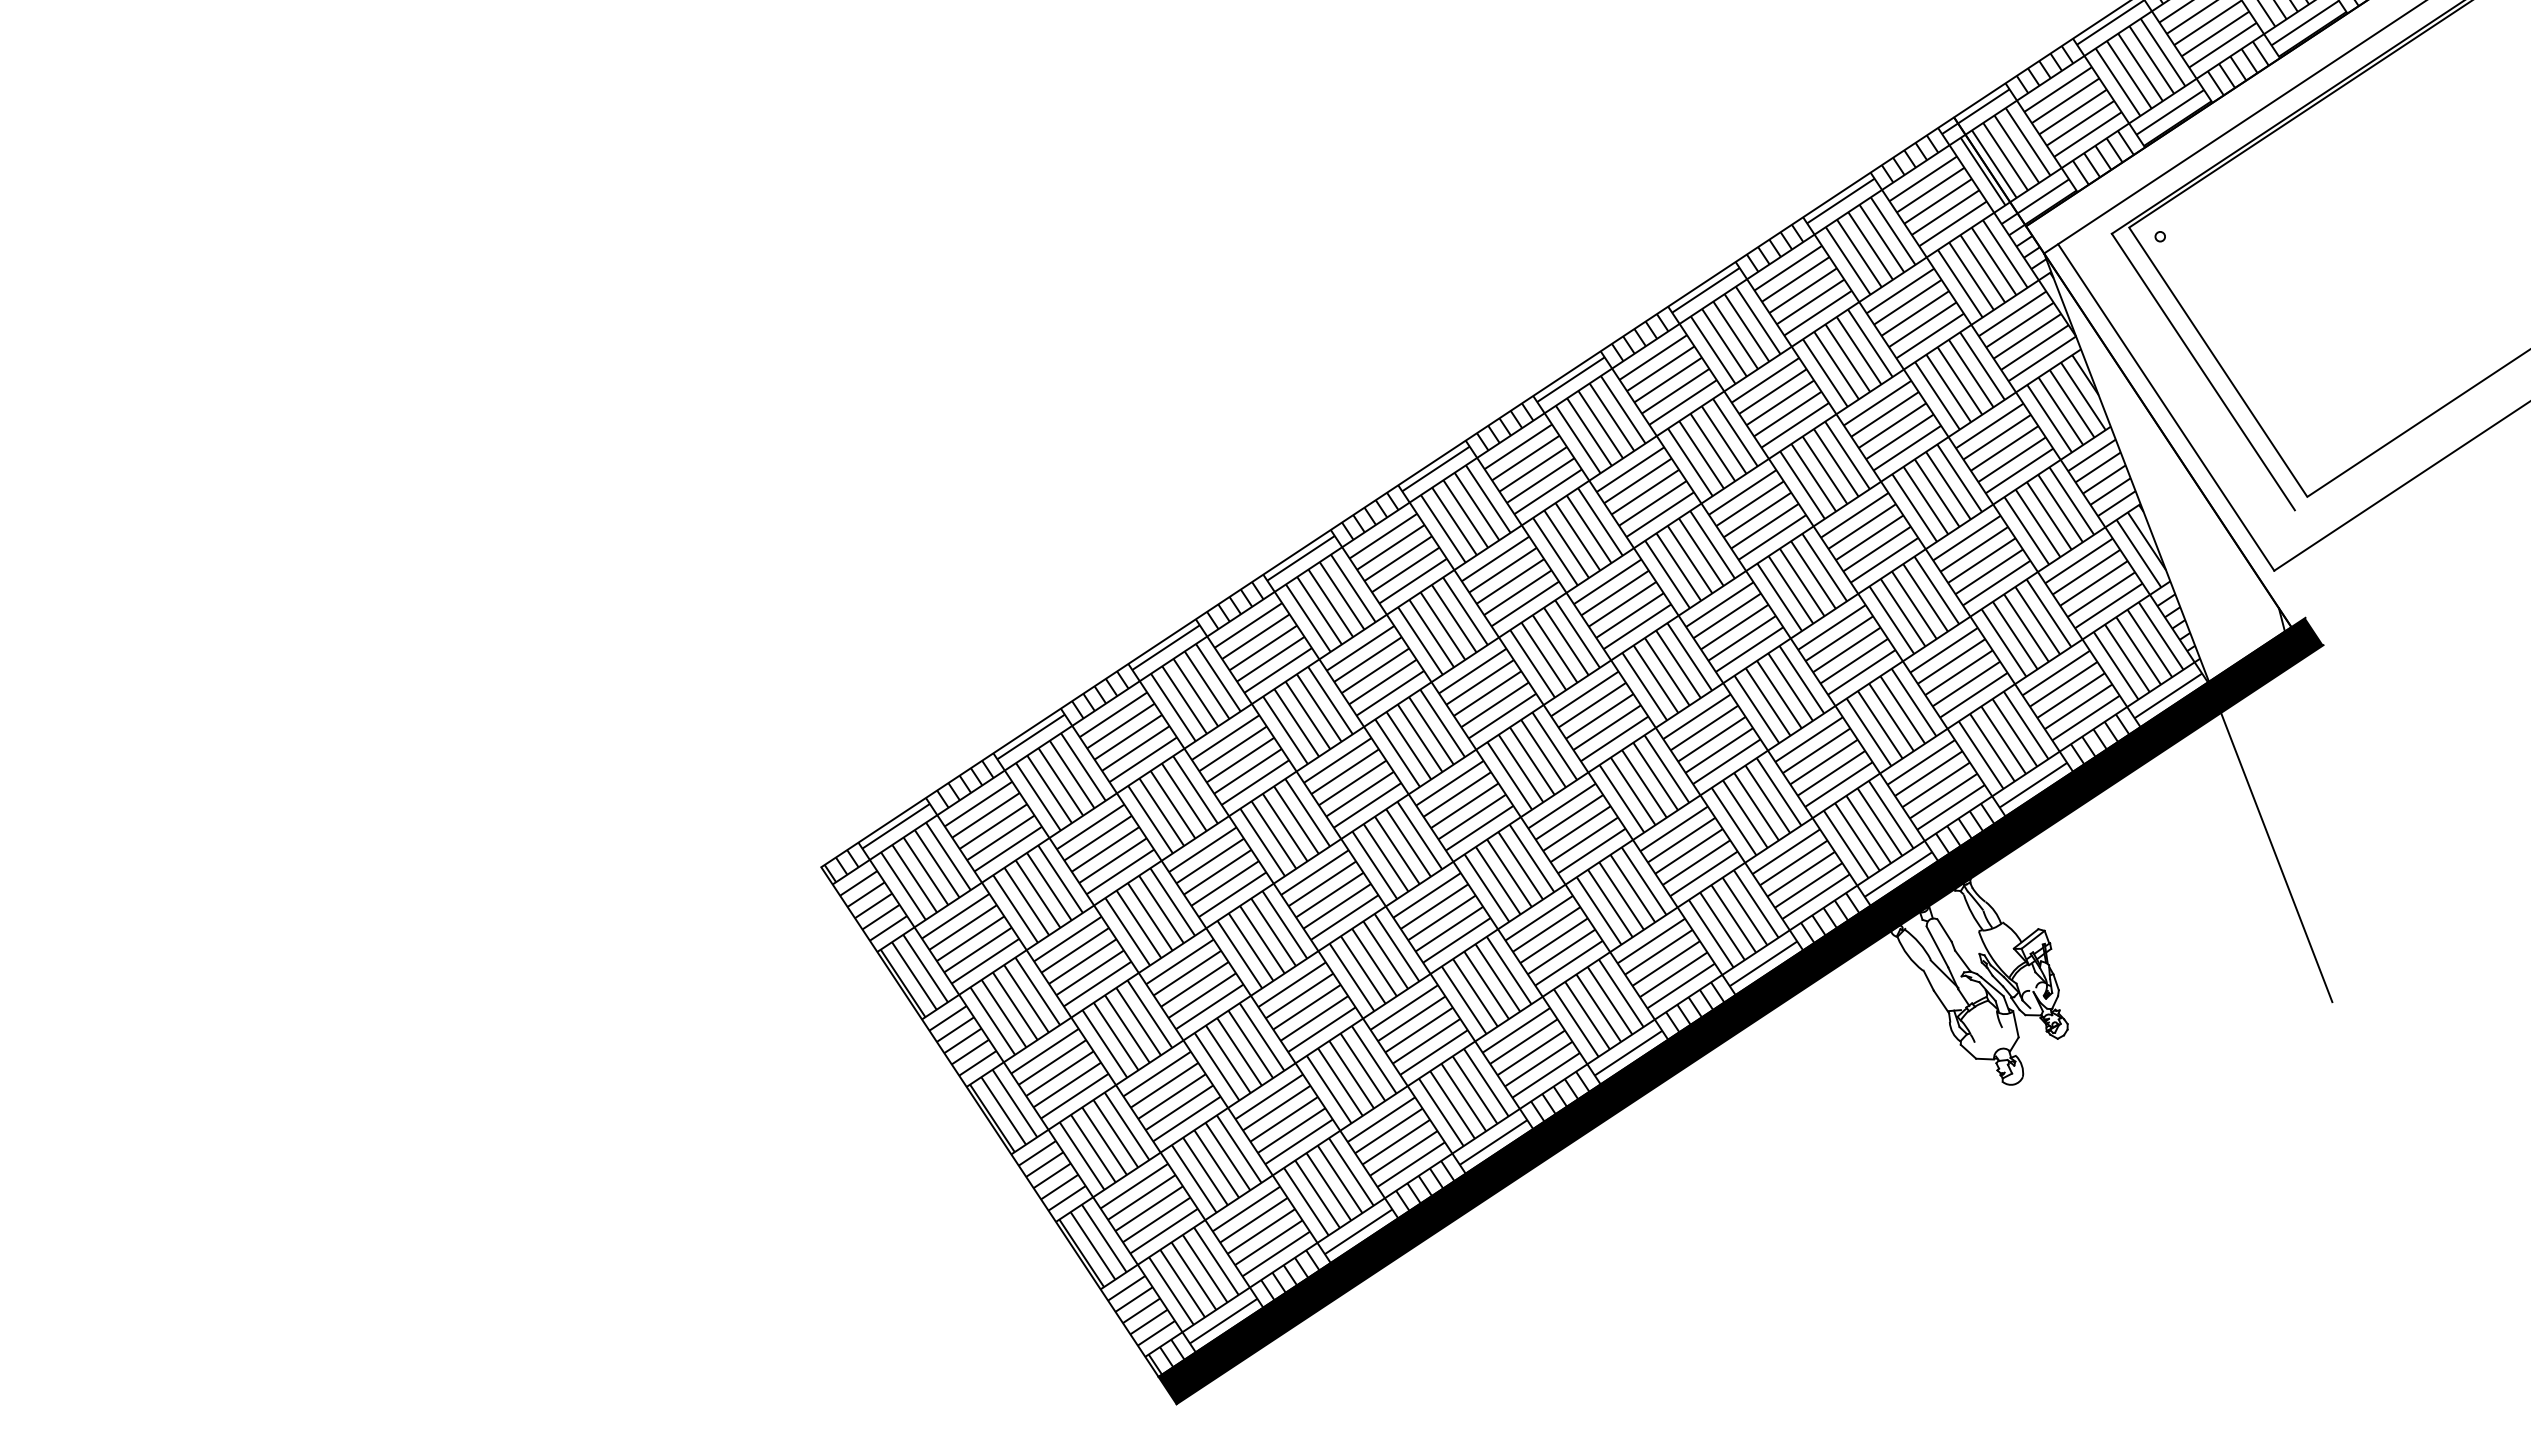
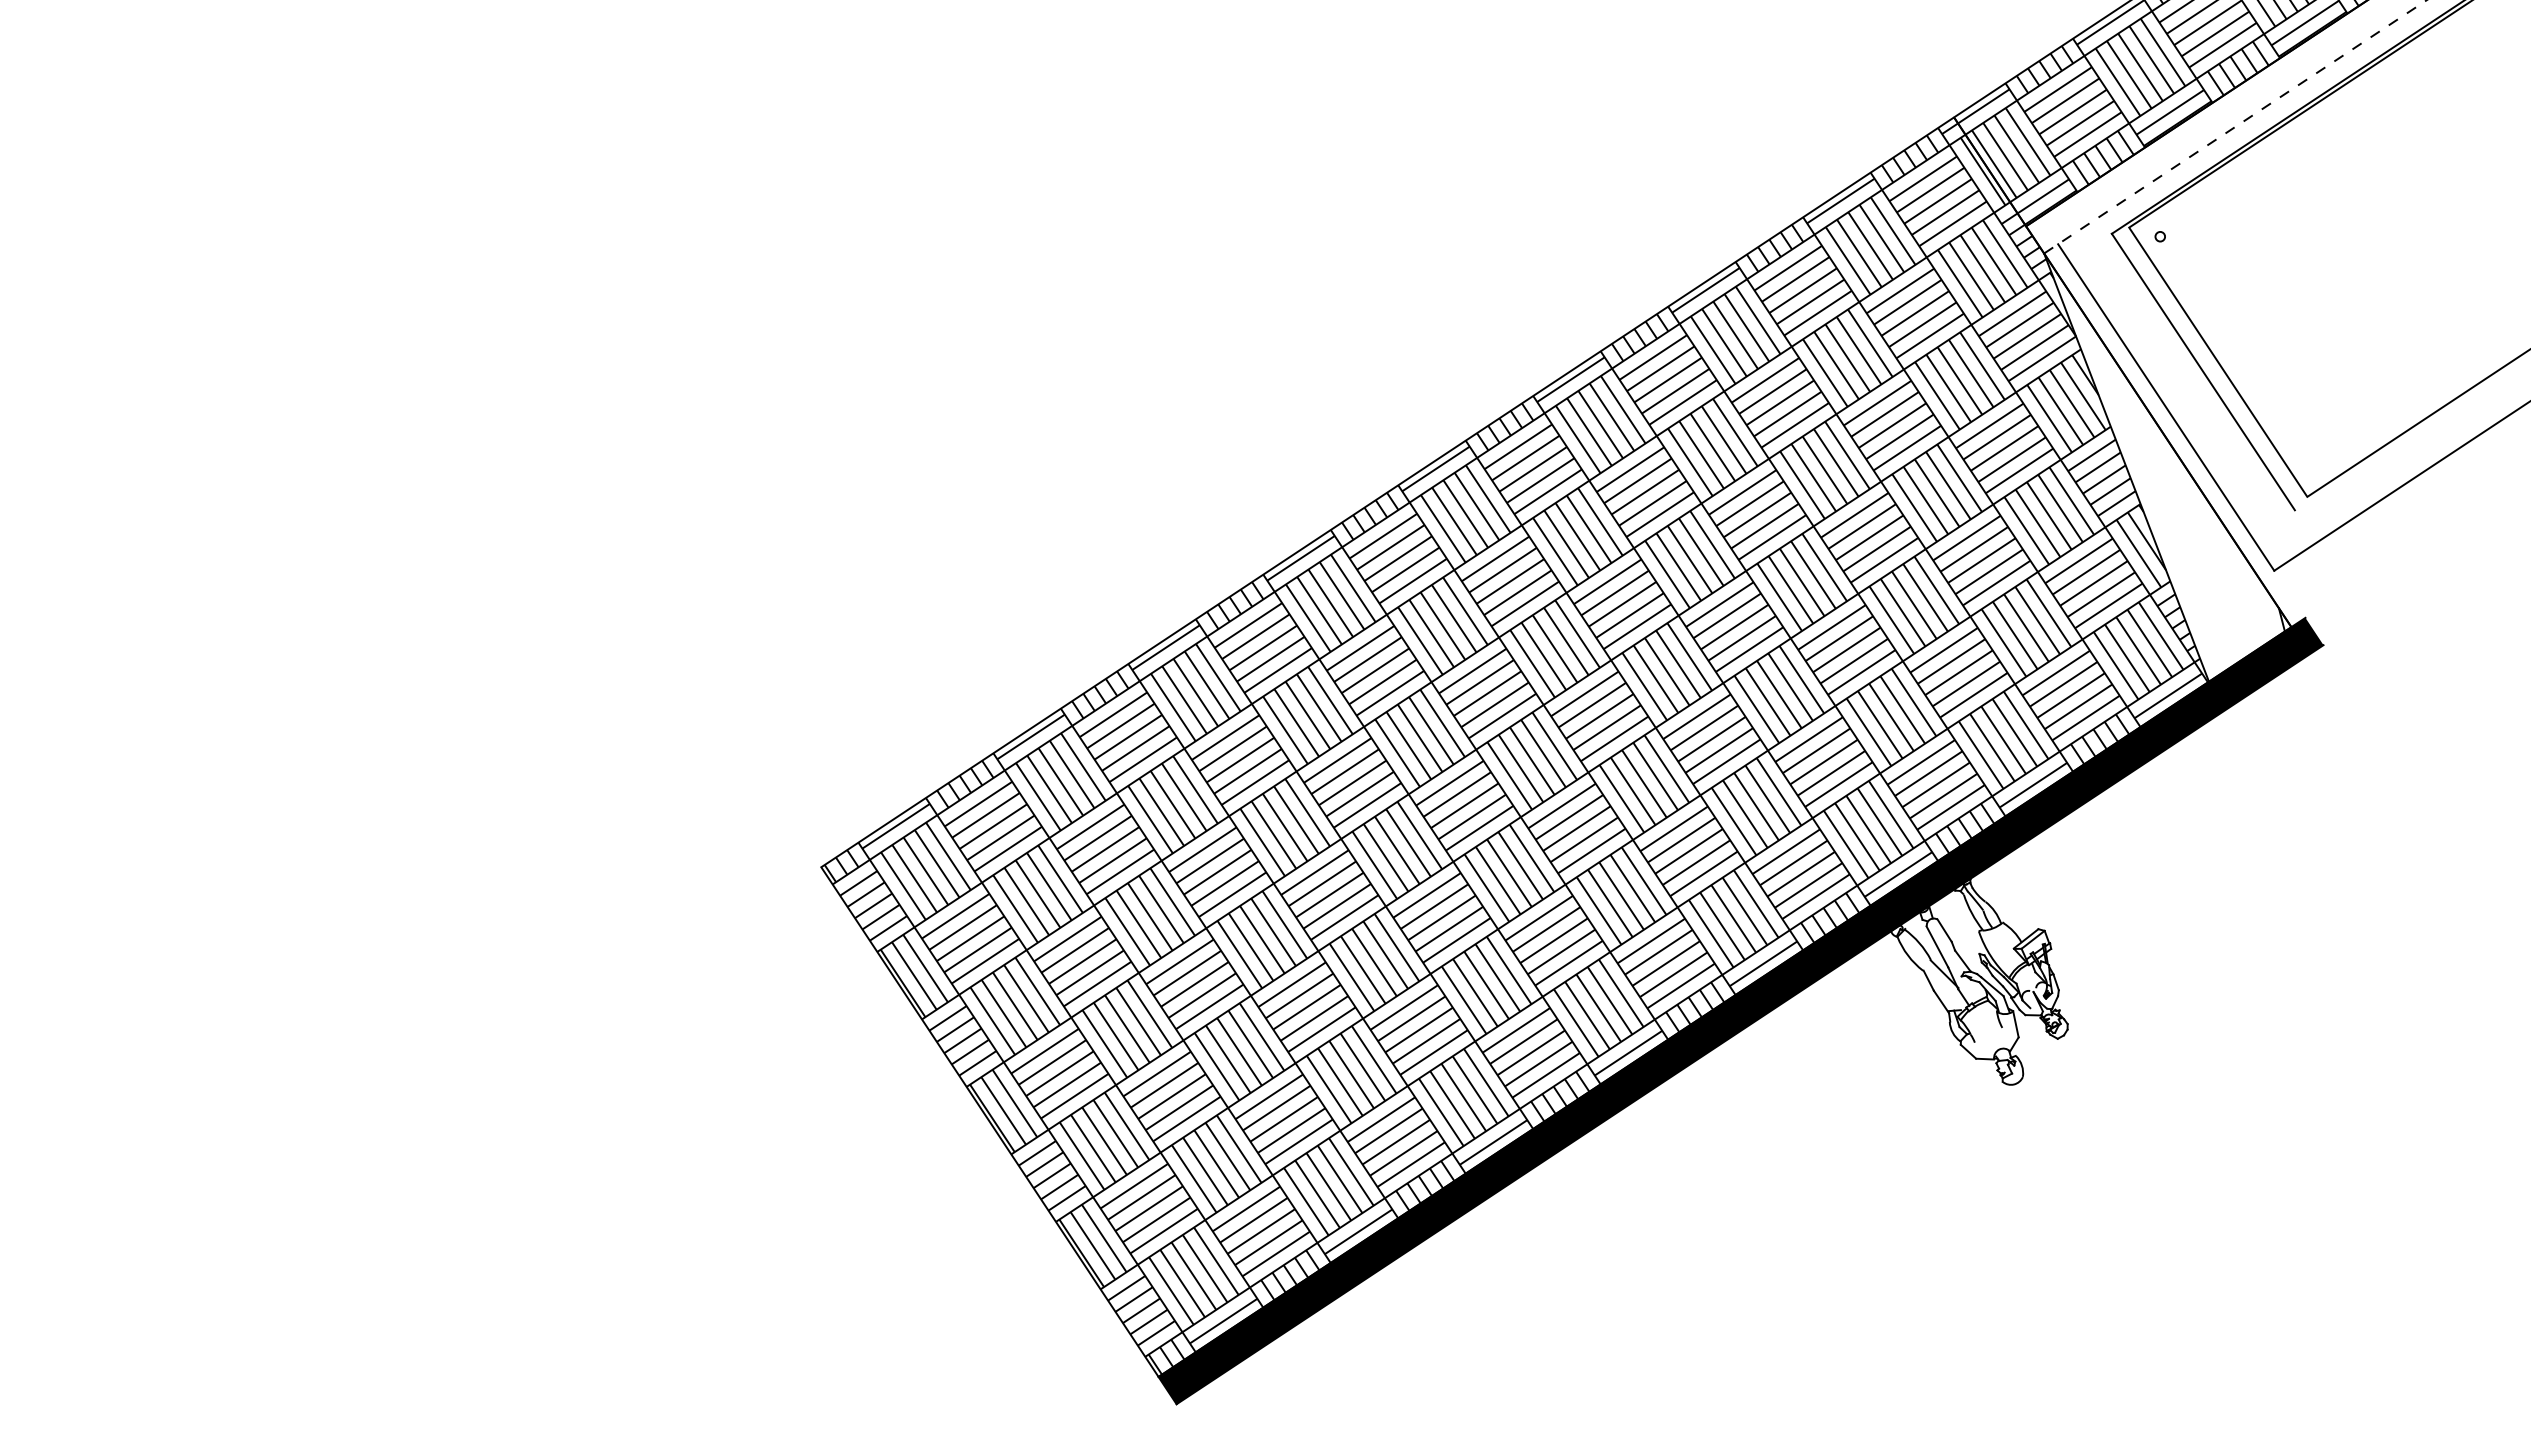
line: solid -> dashed (2235, 126)
line: present -> none (2276, 857)
